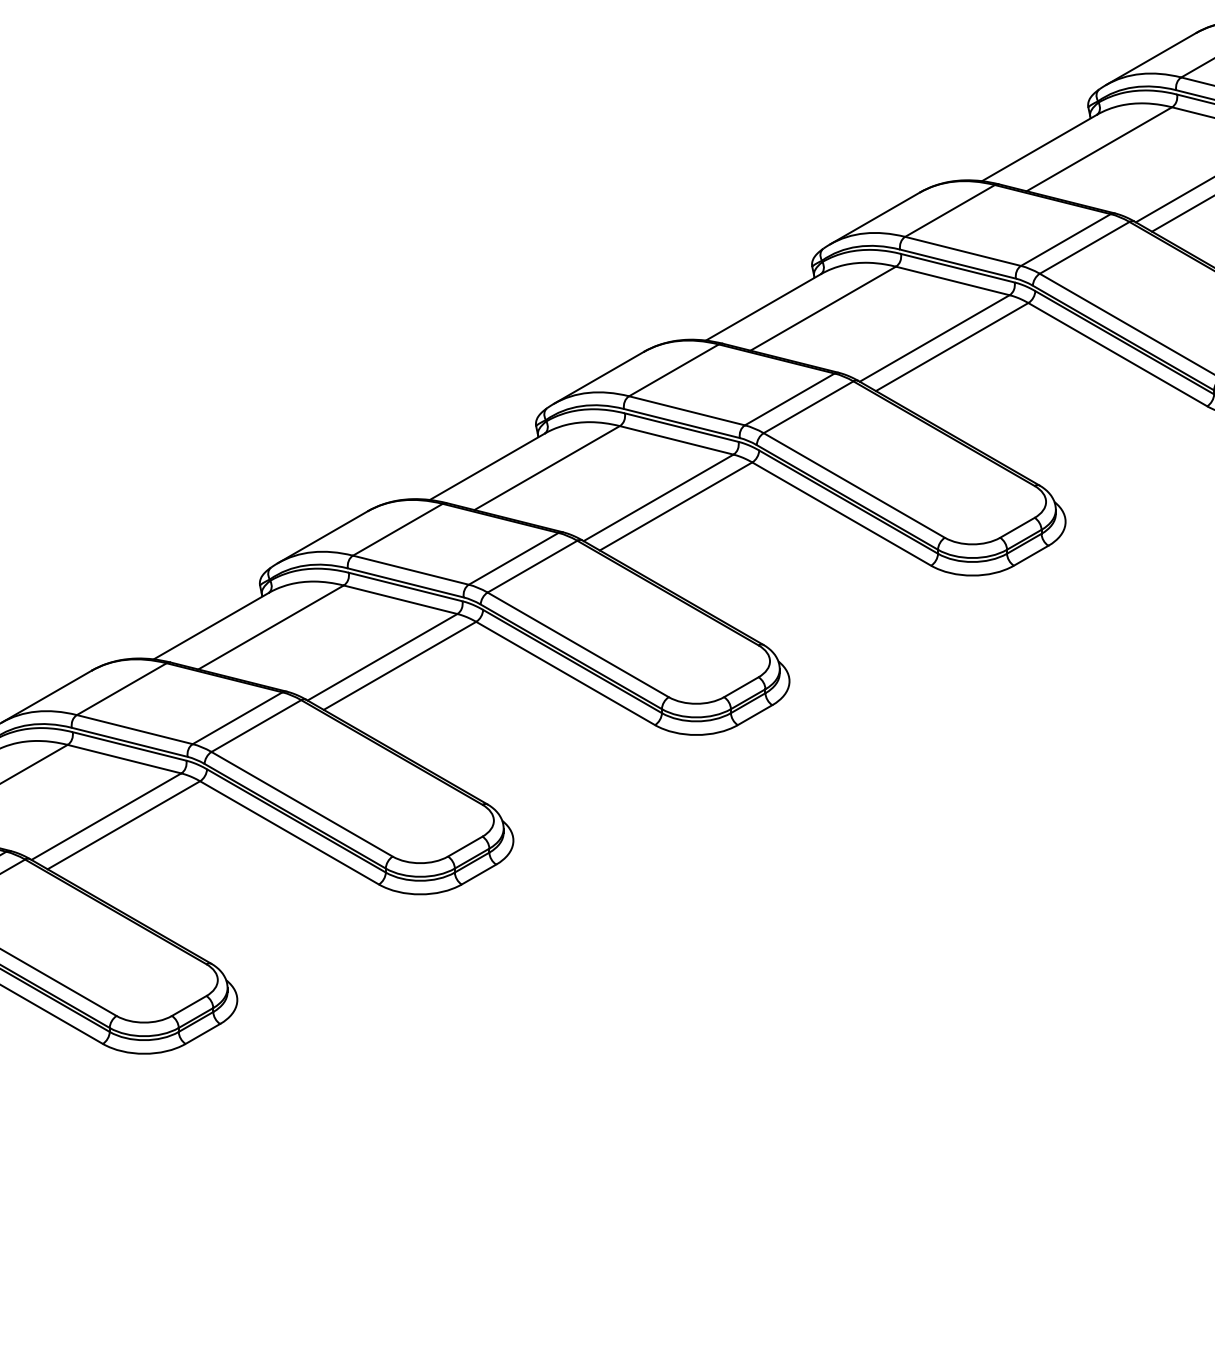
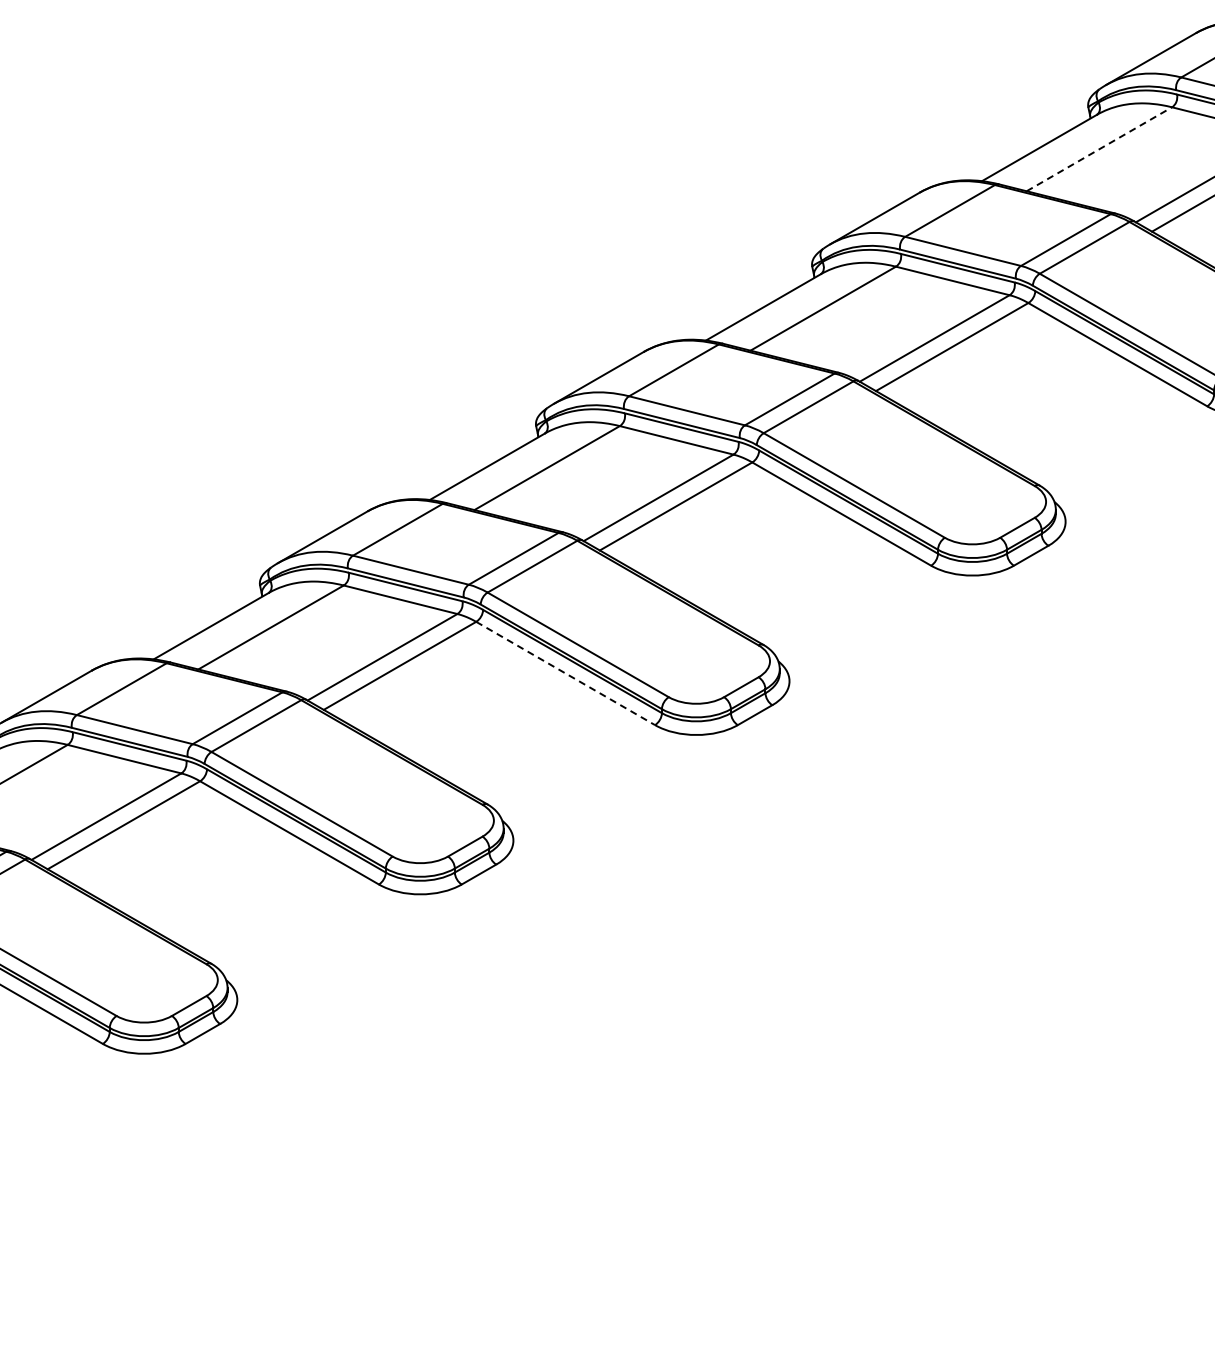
line: solid -> dashed (1099, 149)
line: solid -> dashed (566, 673)
